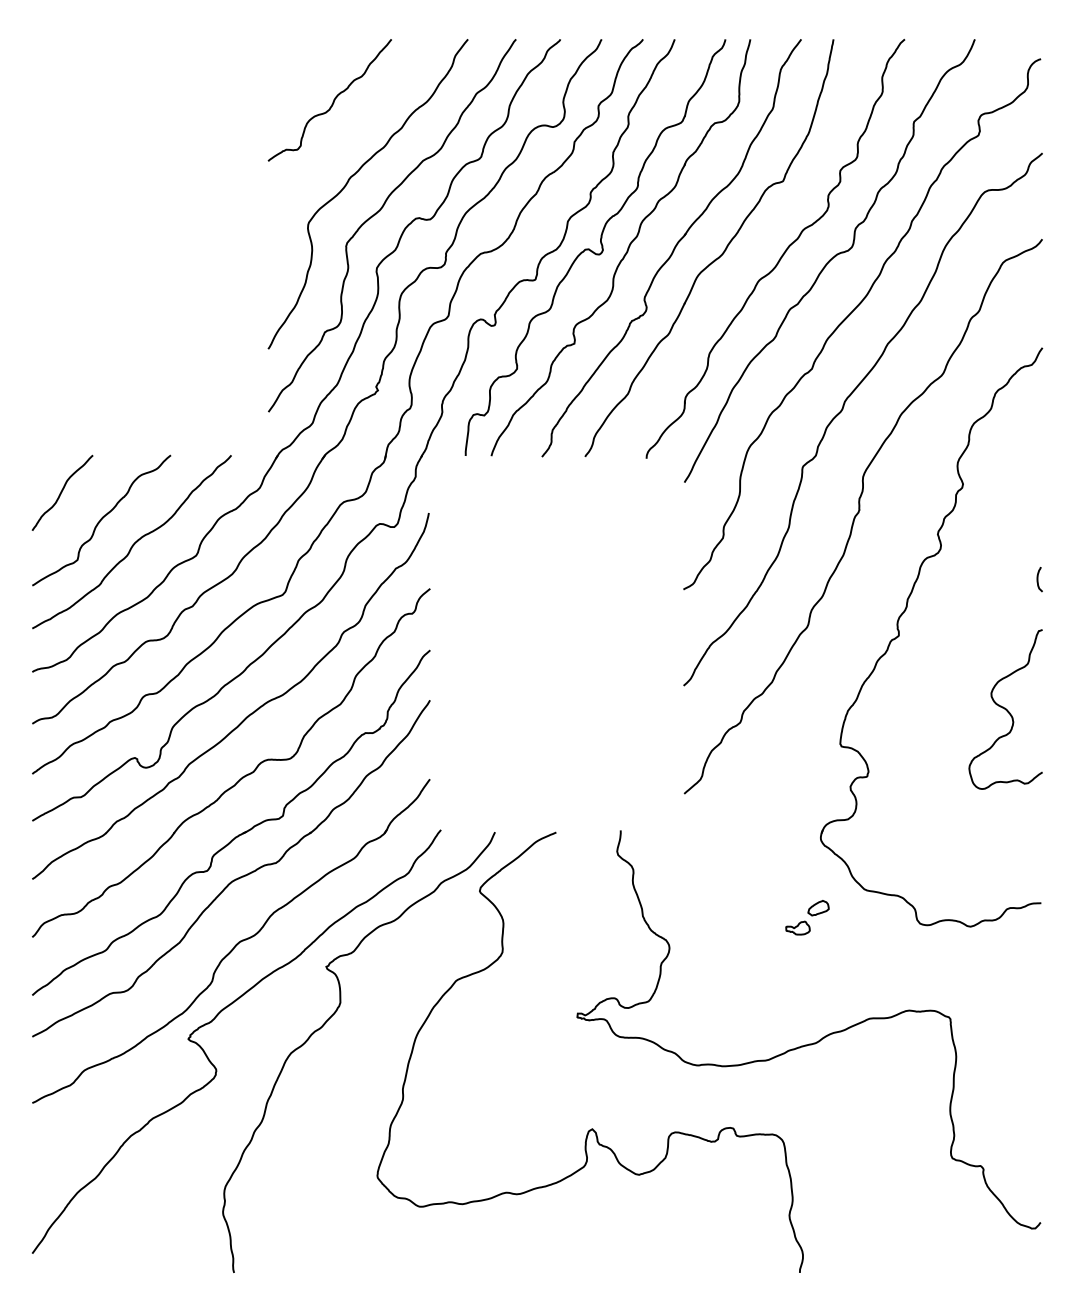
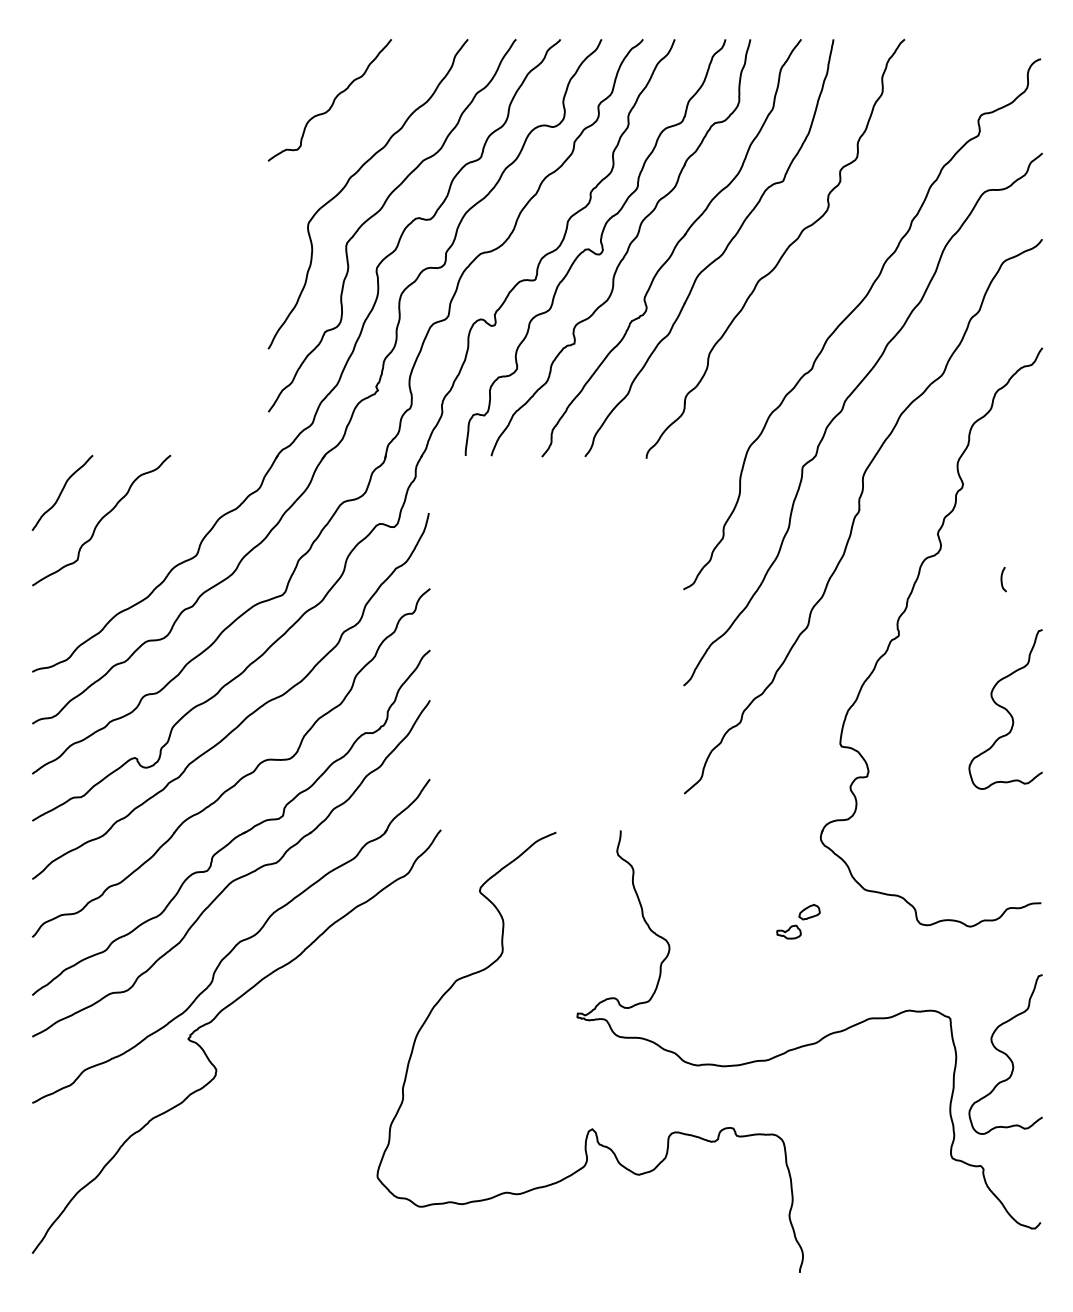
curve: present -> none (829, 260)
curve: present -> none (133, 543)
curve position: (1038, 579) -> (1002, 579) (1002, 579)
part position: (807, 917) -> (798, 921) (798, 921)
curve: present -> none (326, 1023)
curve: none -> present (1005, 1054)
